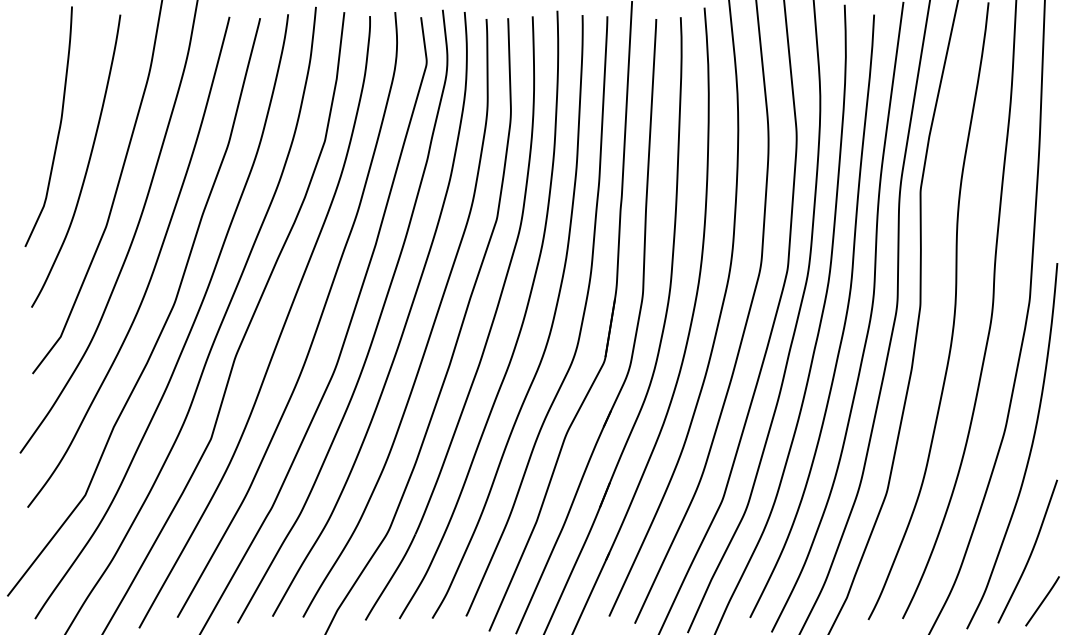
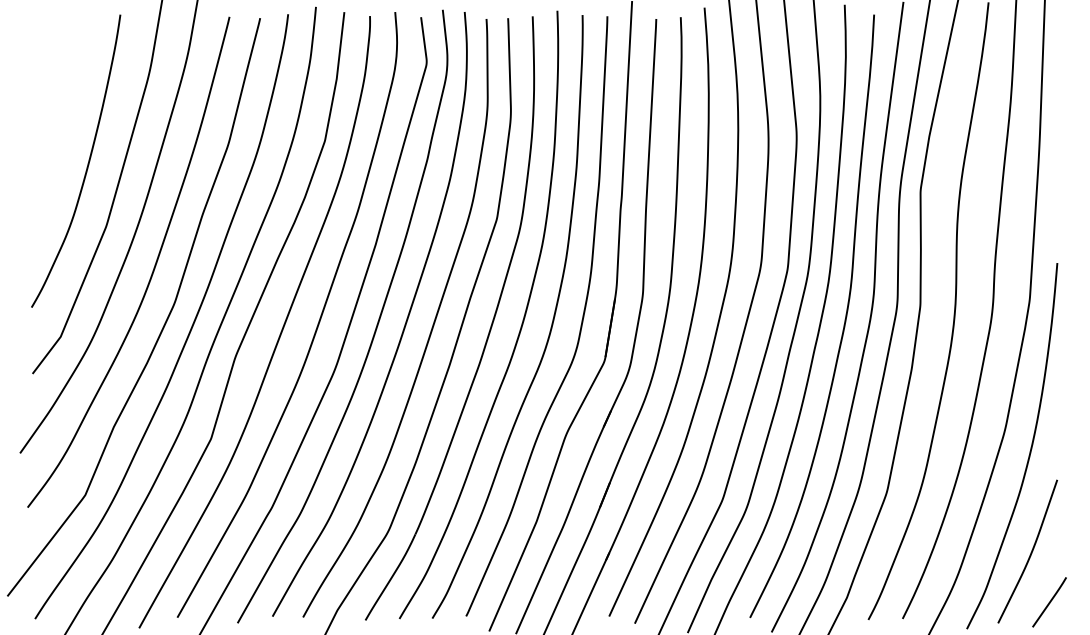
curve: present -> none (58, 128)
line position: (1042, 601) -> (1049, 602) (1049, 602)
